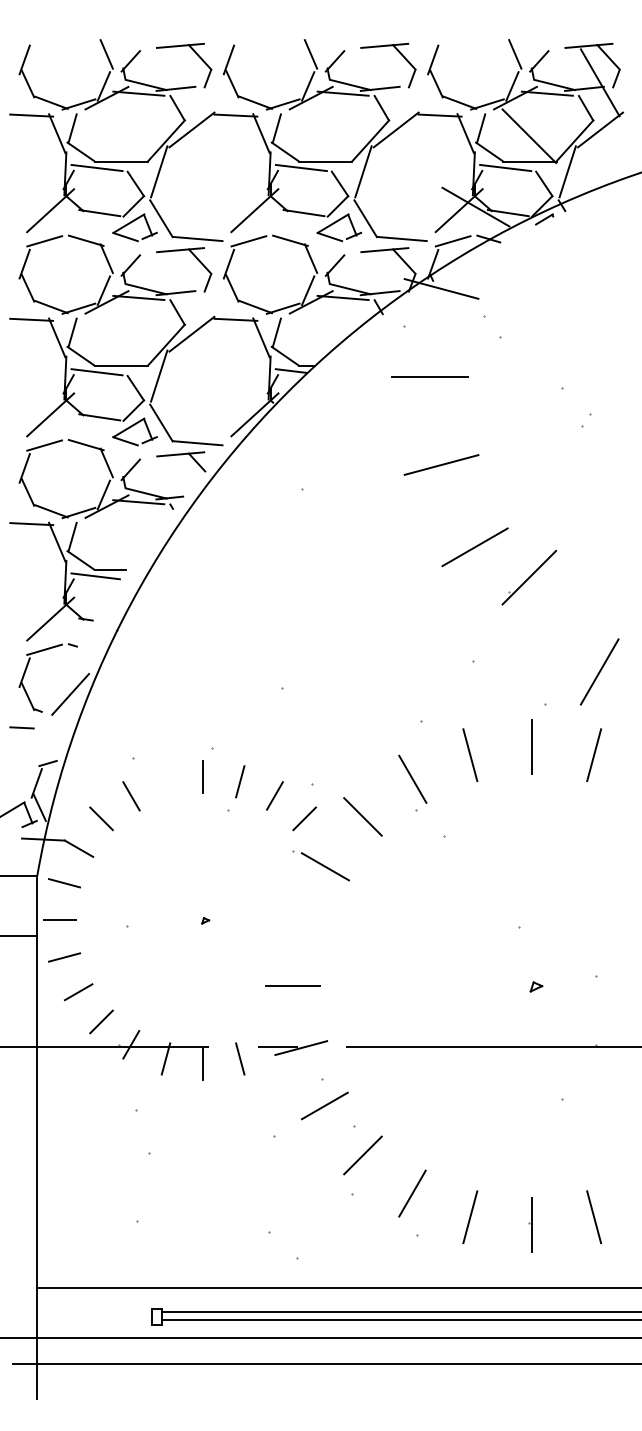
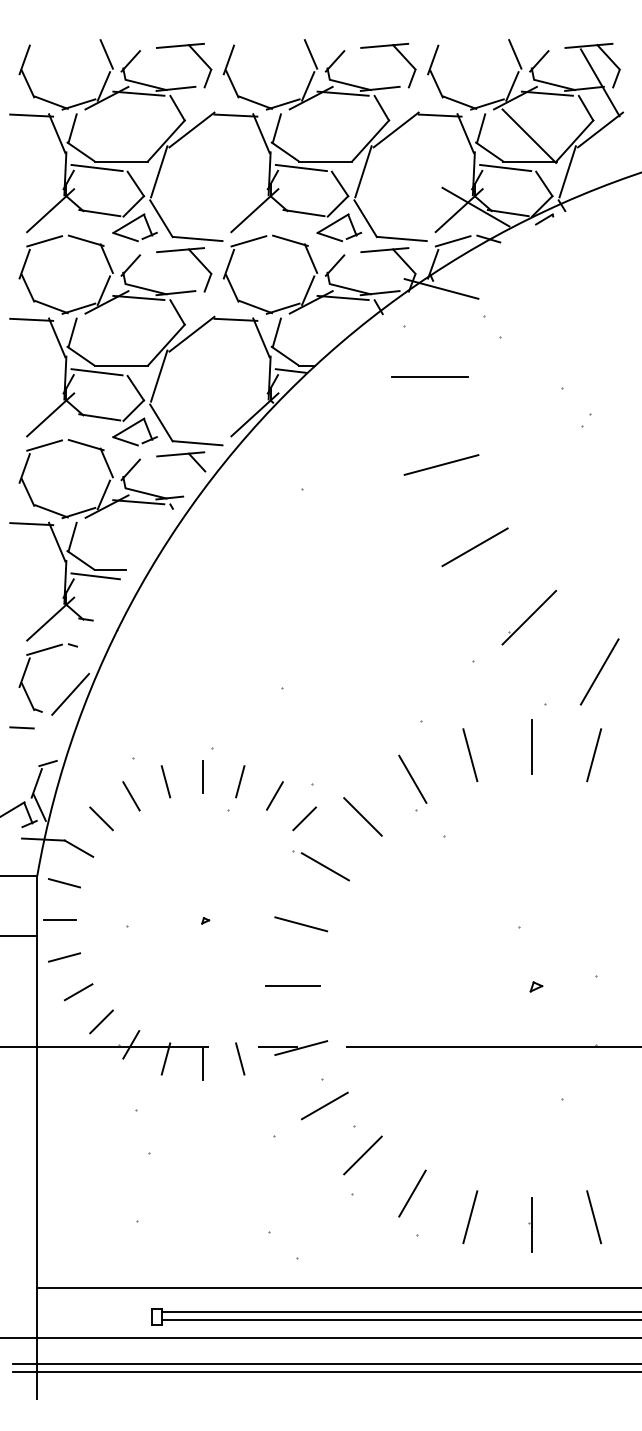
part position: (528, 577) -> (528, 617) (528, 617)
line: none -> present (165, 781)
line: none -> present (301, 924)
line: none -> present (325, 1371)
